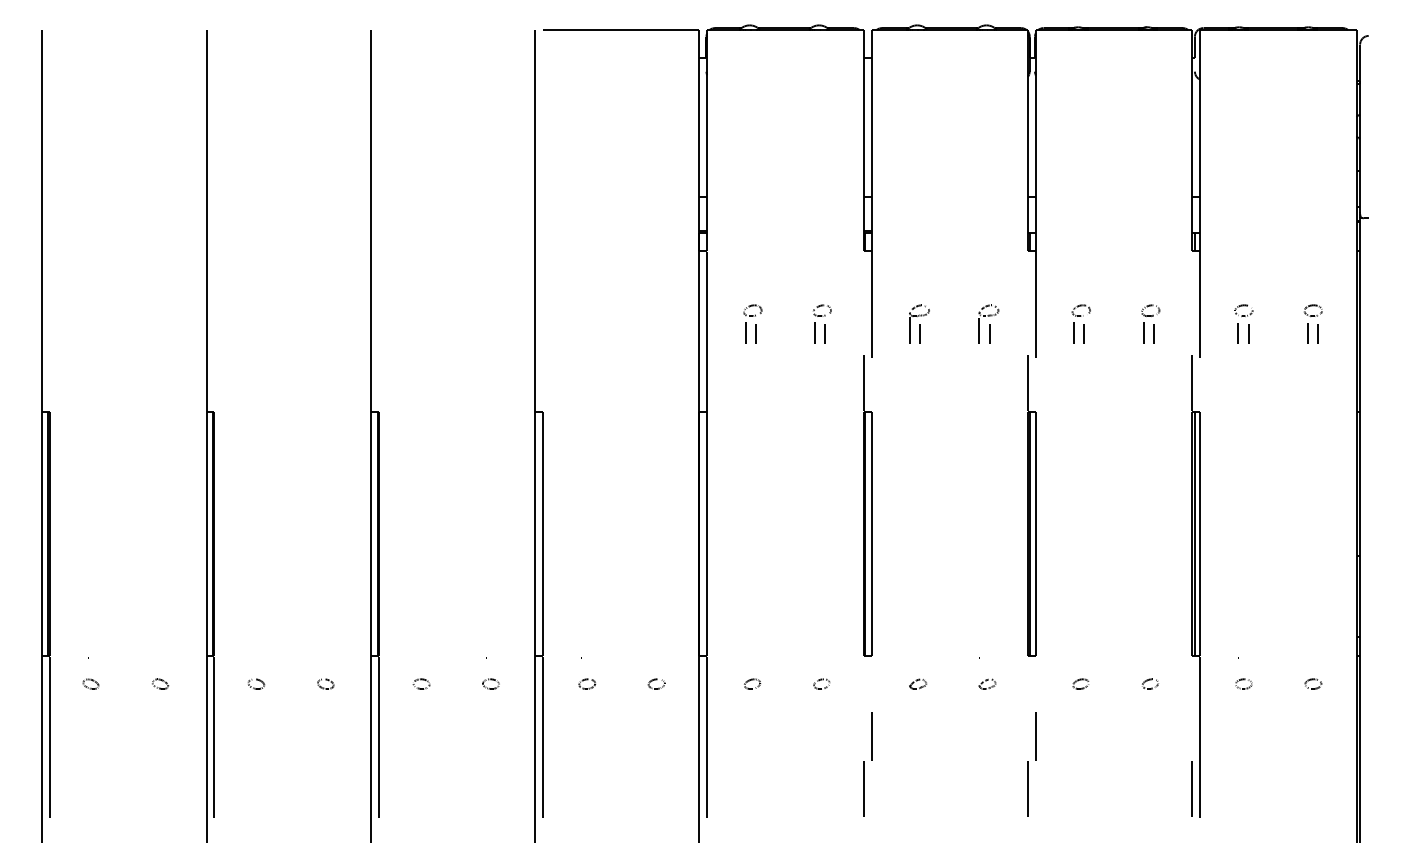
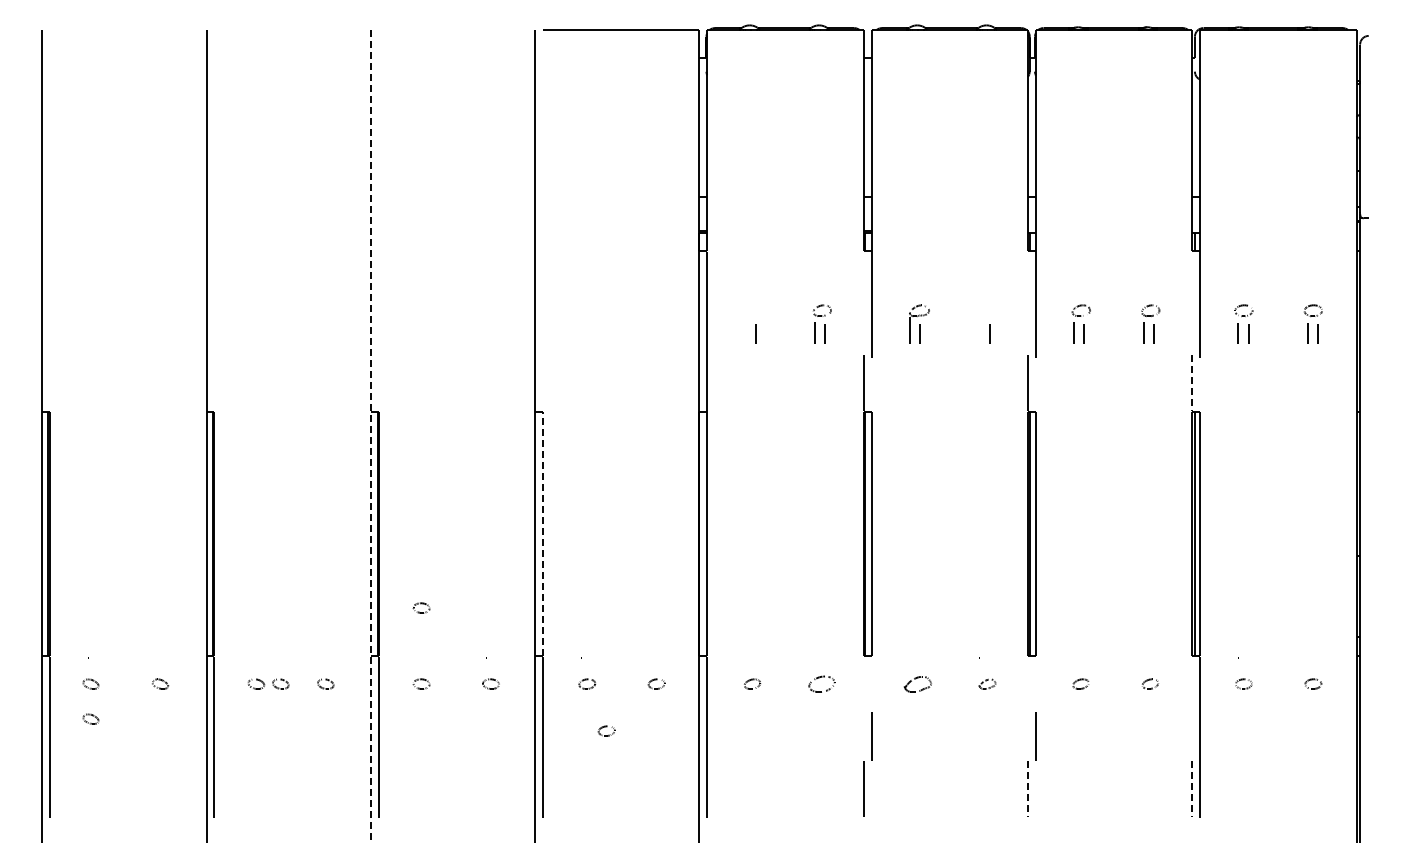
part: present -> none (988, 316)
part: present -> none (752, 323)
line: solid -> dashed (1192, 382)
line: solid -> dashed (370, 435)
line: solid -> dashed (542, 533)
part: none -> present (421, 607)
part: none -> present (280, 683)
part size: 18x12 px -> 28x18 px (821, 683)
part size: 19x12 px -> 29x17 px (917, 684)
part: none -> present (90, 718)
part: none -> present (606, 730)
line: solid -> dashed (1027, 789)
line: solid -> dashed (1192, 789)
